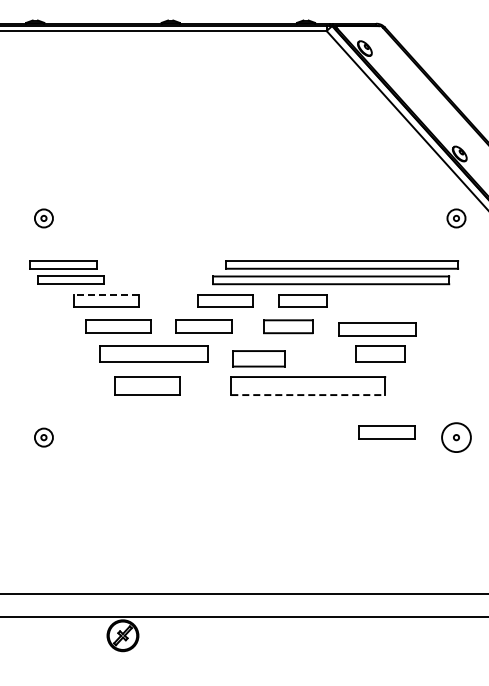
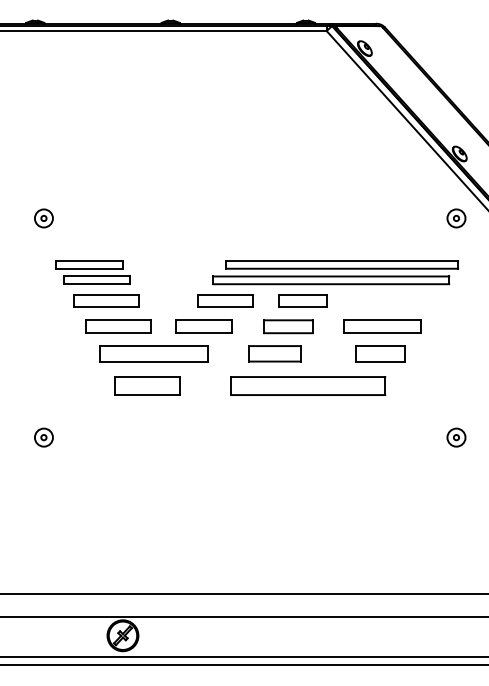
part position: (66, 272) -> (92, 272) (92, 272)
line: dashed -> solid (106, 294)
part position: (377, 329) -> (382, 326) (382, 326)
part position: (258, 358) -> (274, 353) (274, 353)
line: dashed -> solid (308, 395)
part: present -> none (386, 432)
circle diameter: 29 px -> 18 px (456, 437)
line: none -> present (243, 656)
line: none -> present (243, 665)
